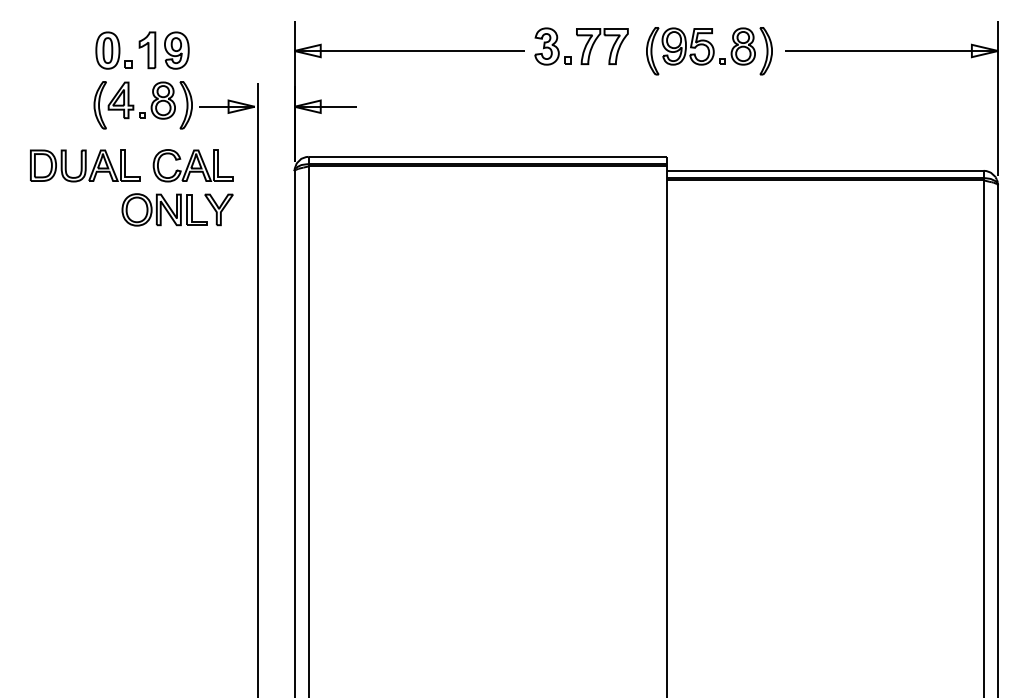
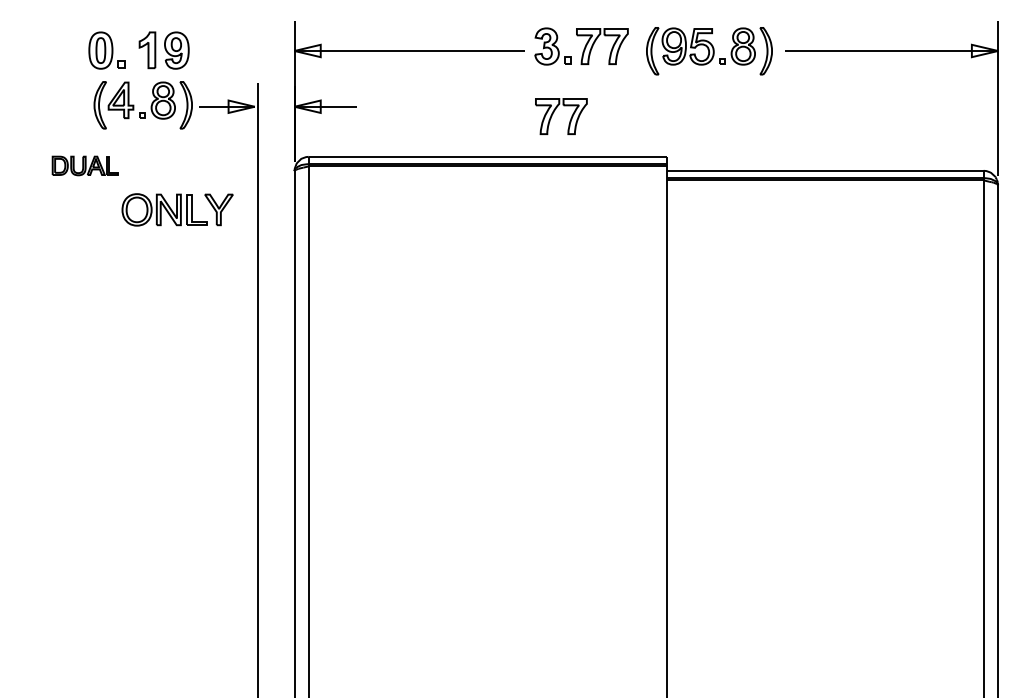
part position: (113, 50) -> (106, 50) (106, 50)
part: none -> present (554, 112)
part size: 111x34 px -> 68x22 px (84, 165)
part: present -> none (192, 165)
